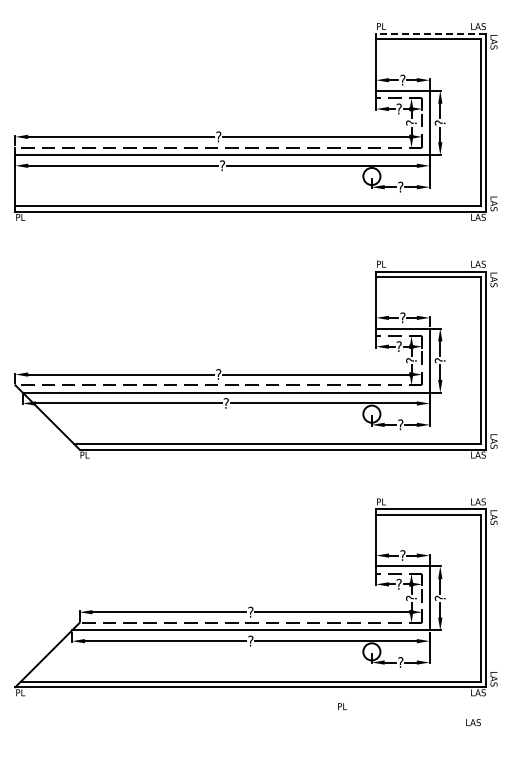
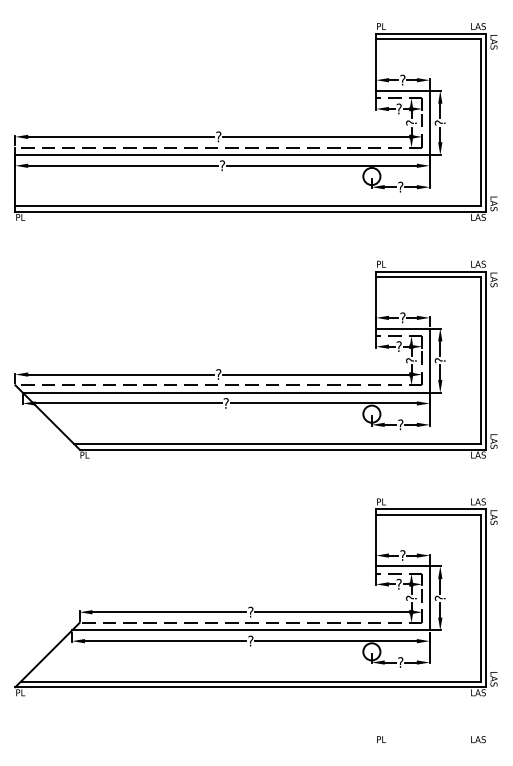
line: dashed -> solid (430, 34)
text position: (342, 706) -> (381, 739) (381, 739)
text position: (473, 722) -> (478, 739) (478, 739)
